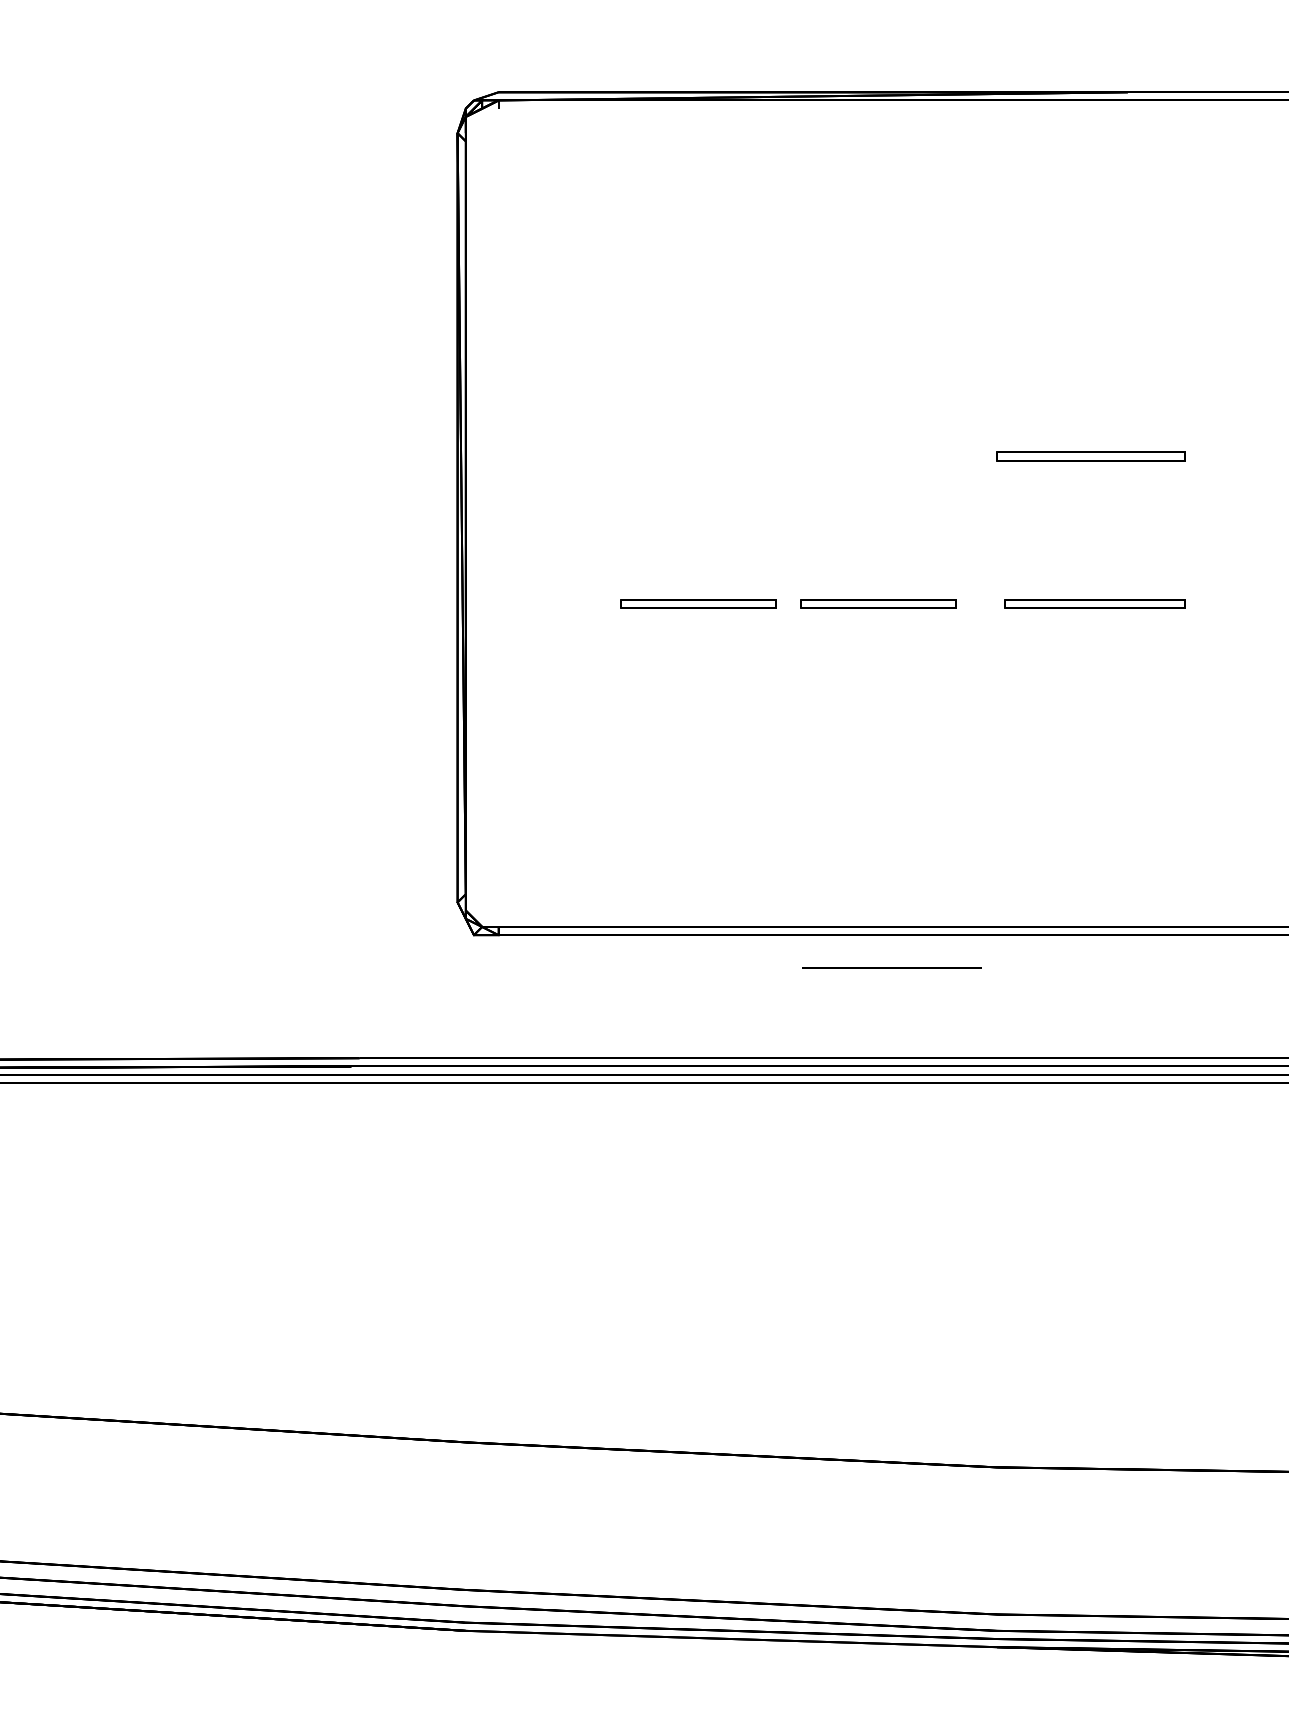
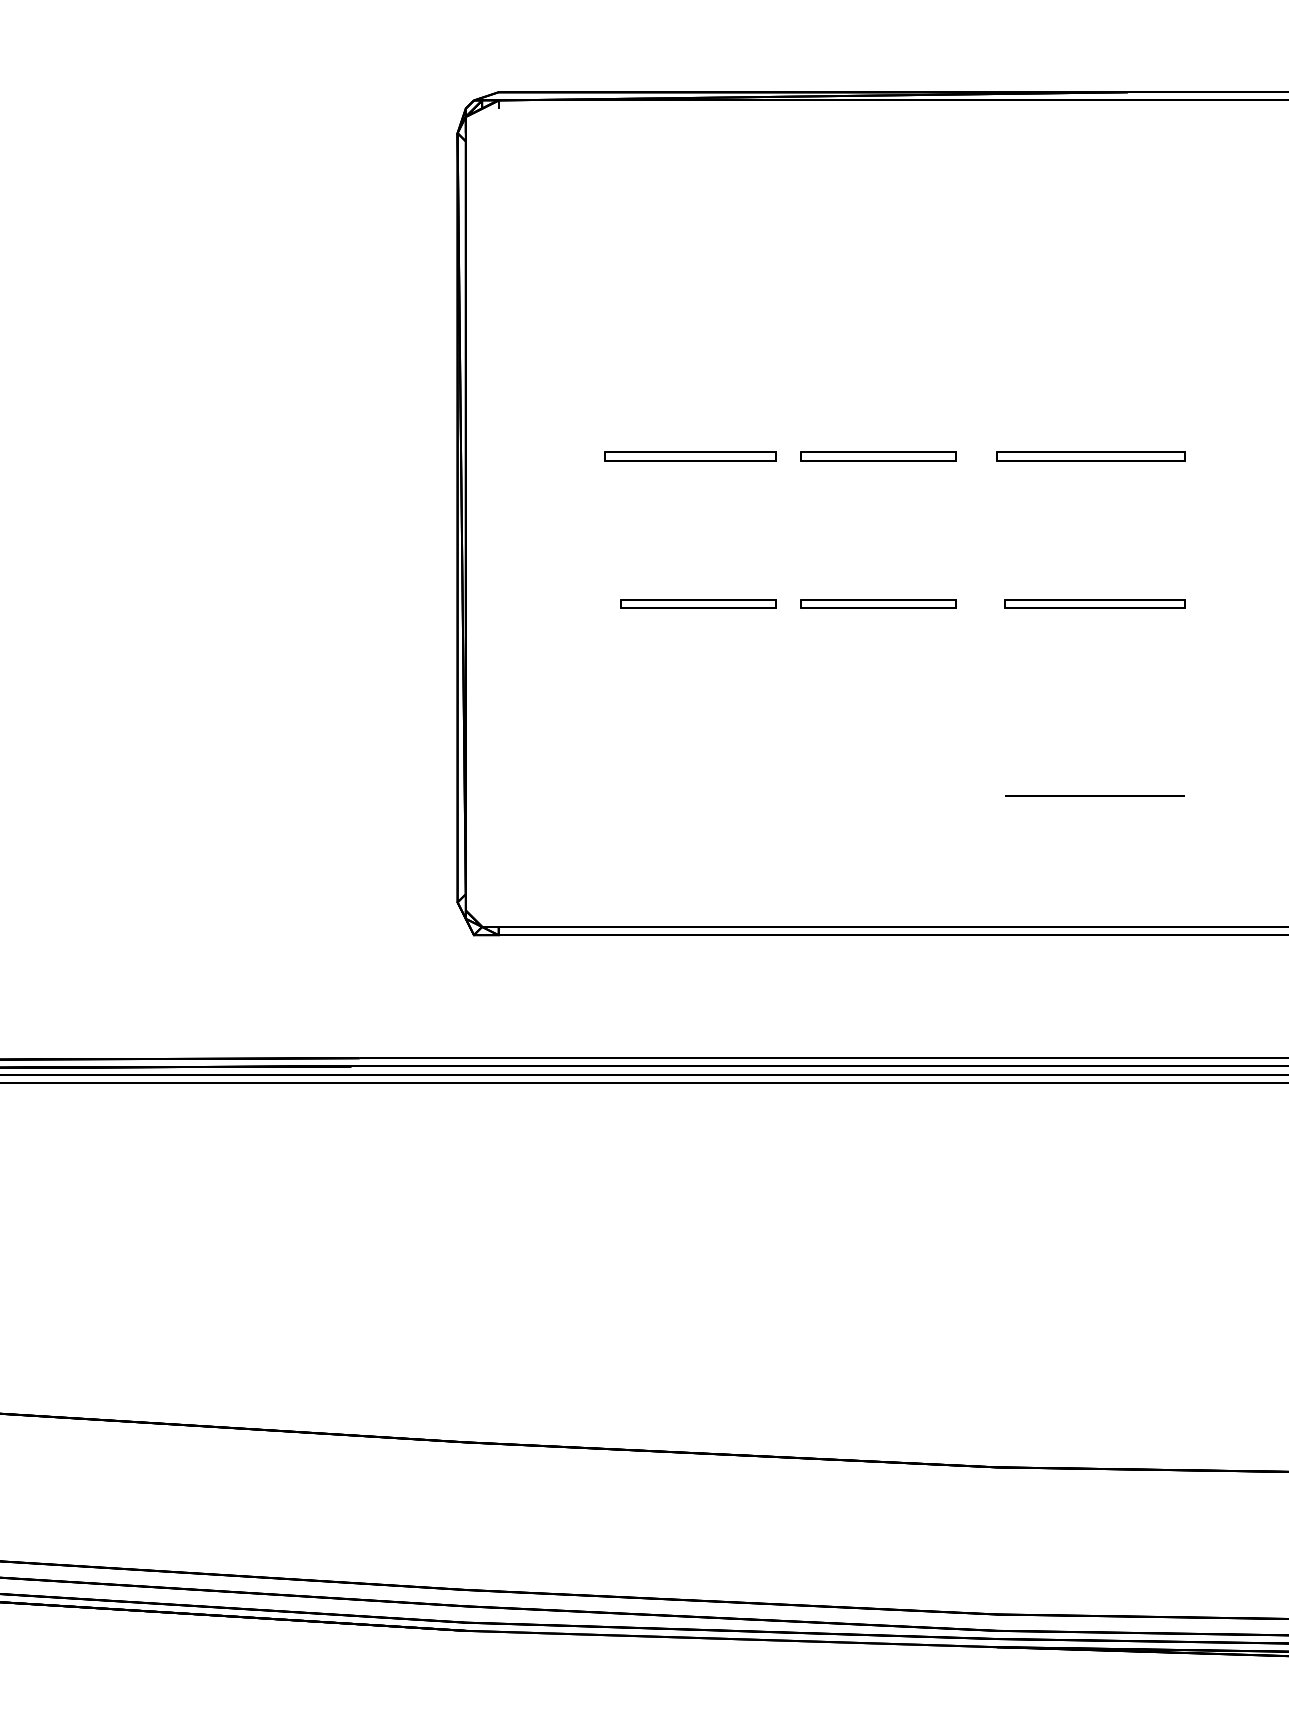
part: none -> present (690, 456)
part: none -> present (878, 456)
line position: (891, 967) -> (1094, 795) (1094, 795)
